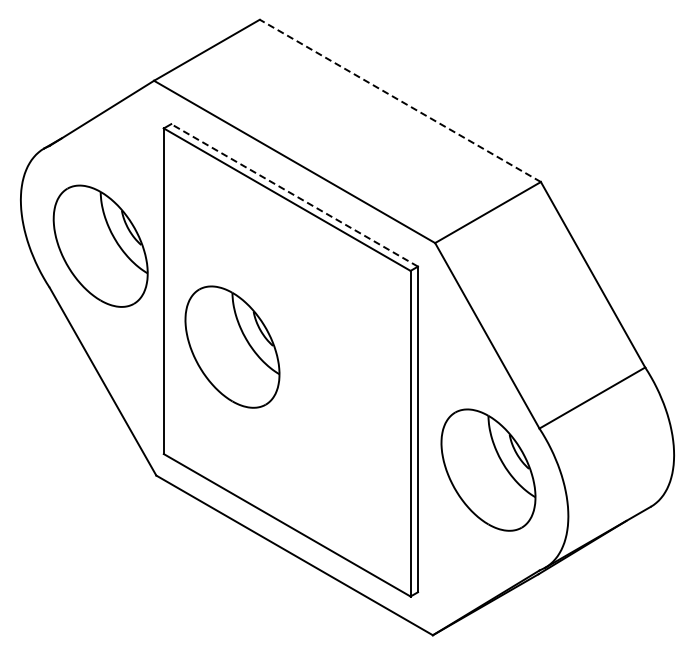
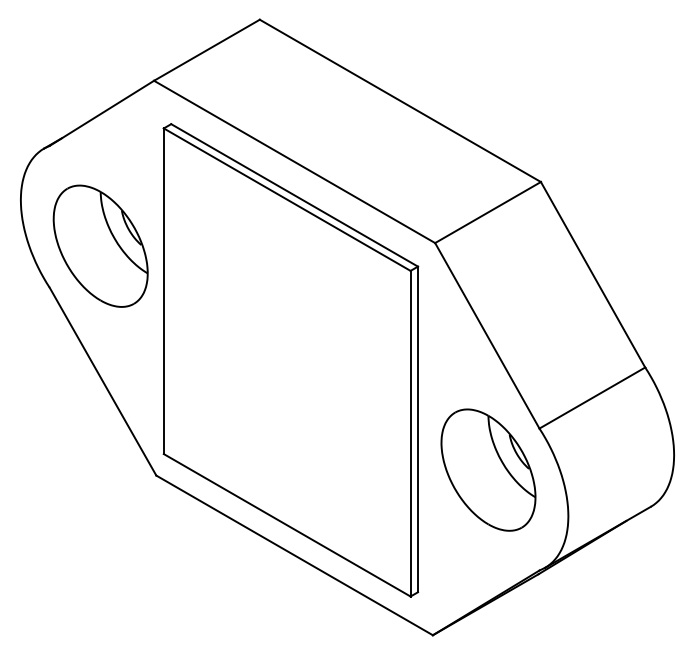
line: dashed -> solid (399, 100)
line: dashed -> solid (294, 195)
part: present -> none (232, 346)
